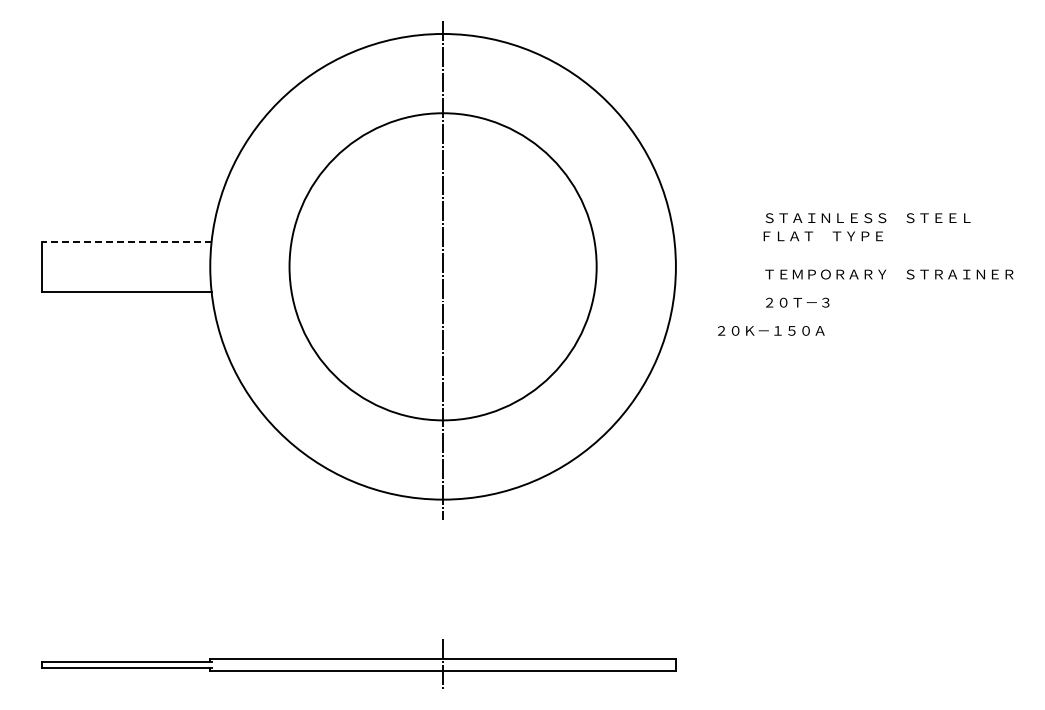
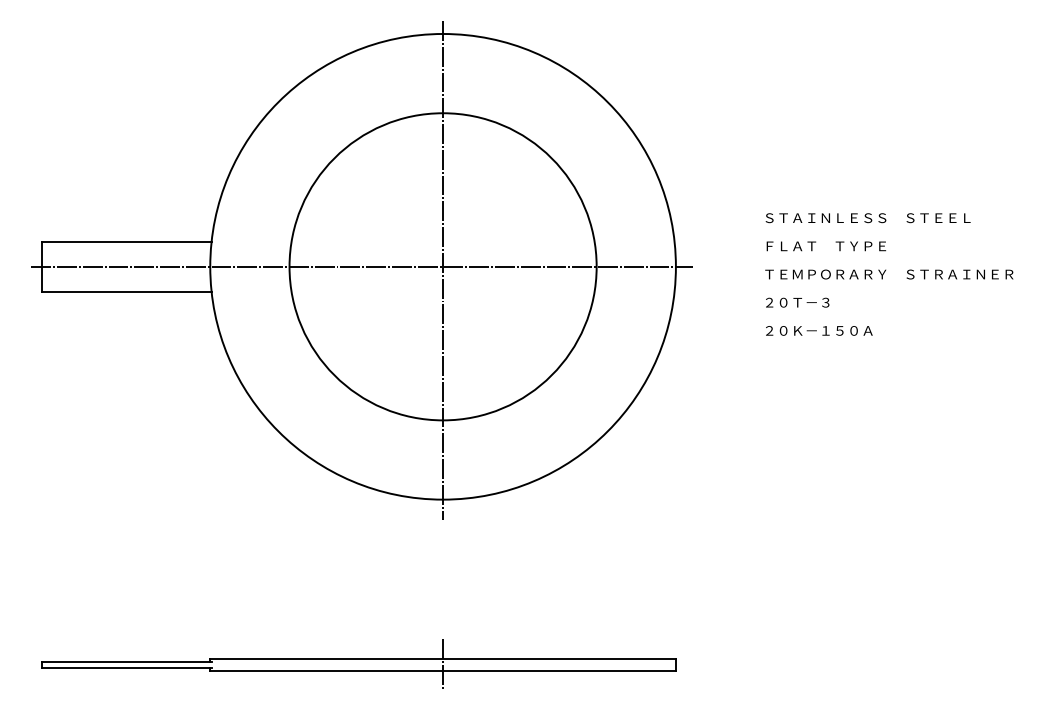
text position: (822, 236) -> (825, 246) (825, 246)
line: dashed -> solid (126, 242)
line: none -> present (362, 266)
text position: (771, 330) -> (819, 330) (819, 330)
